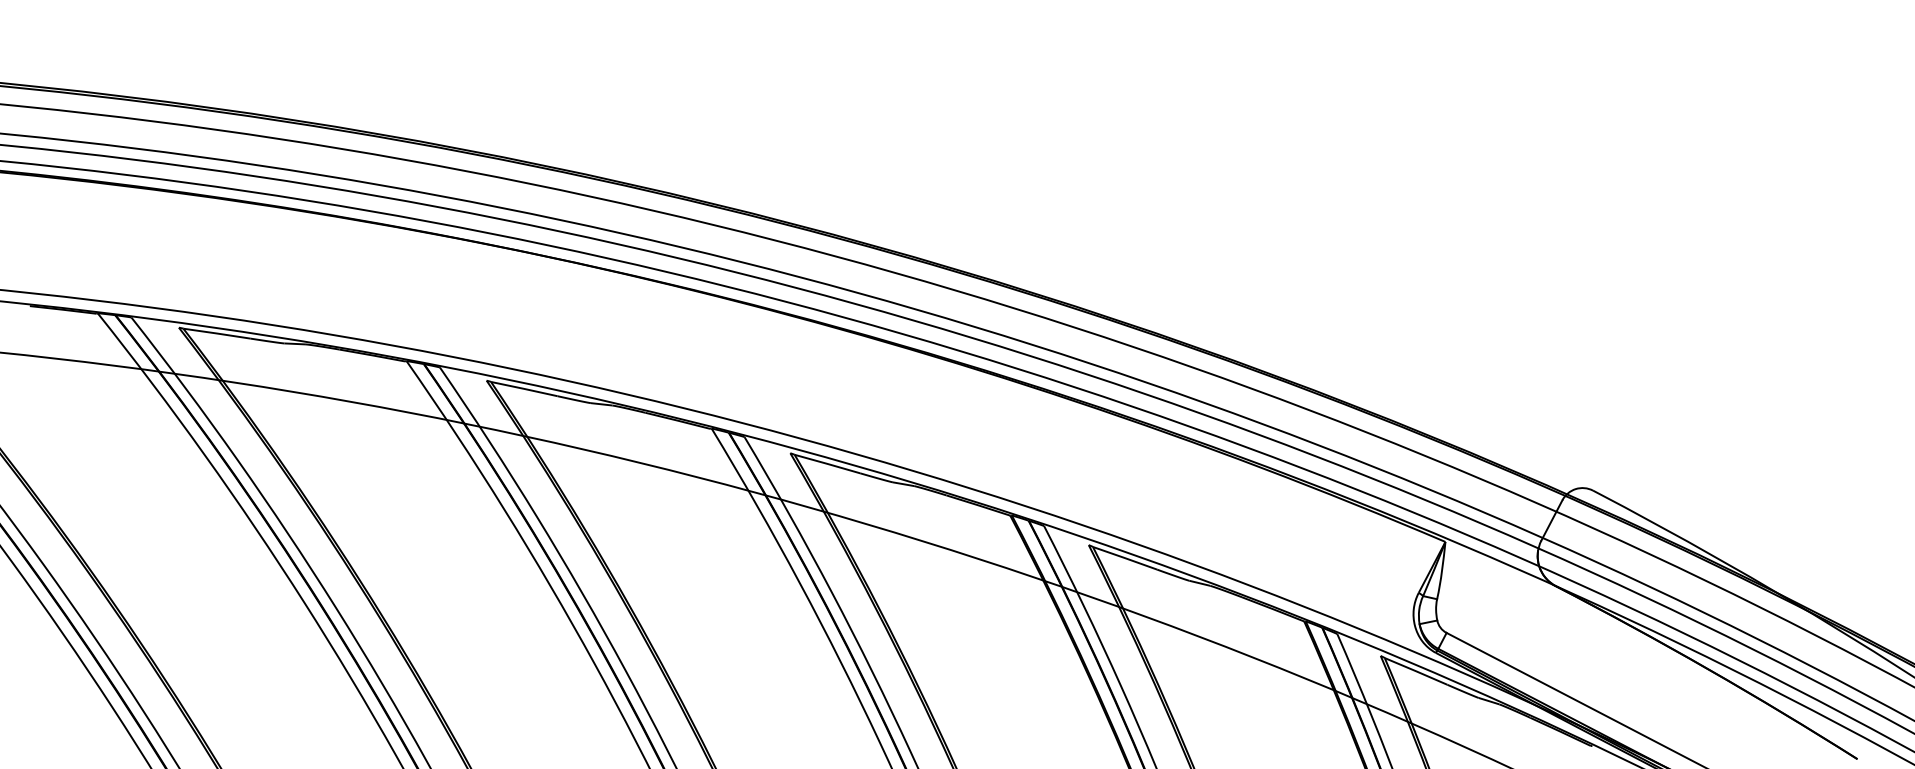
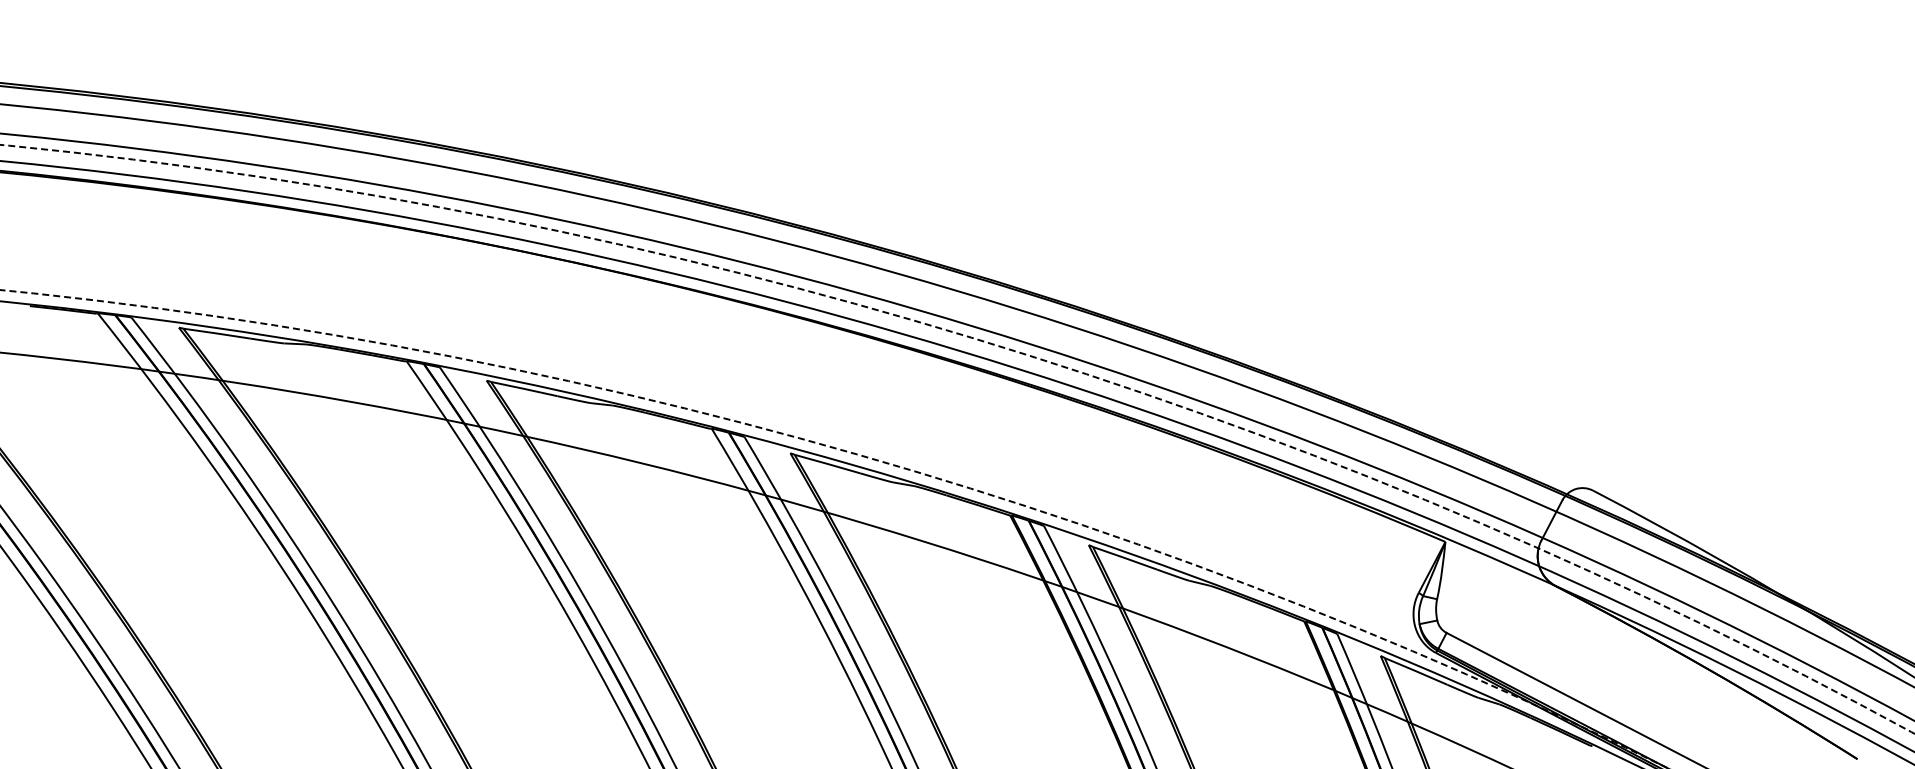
arc: solid -> dashed (987, 342)
arc: solid -> dashed (857, 454)
